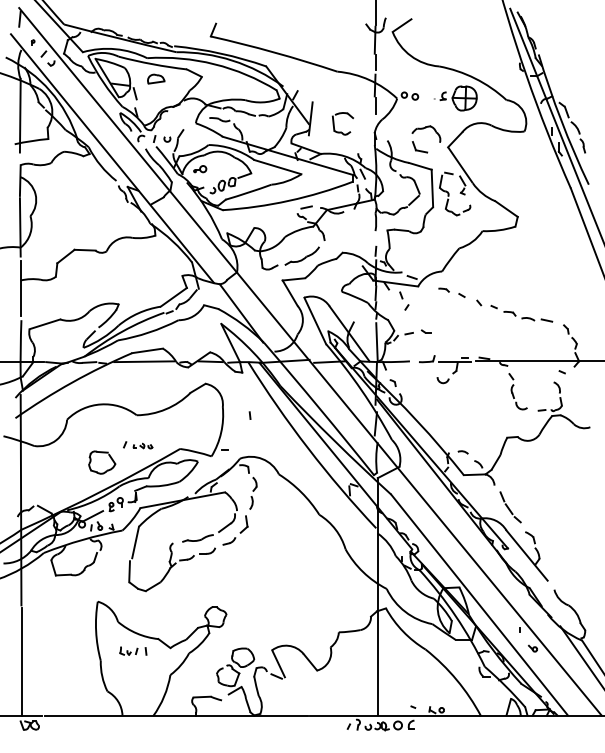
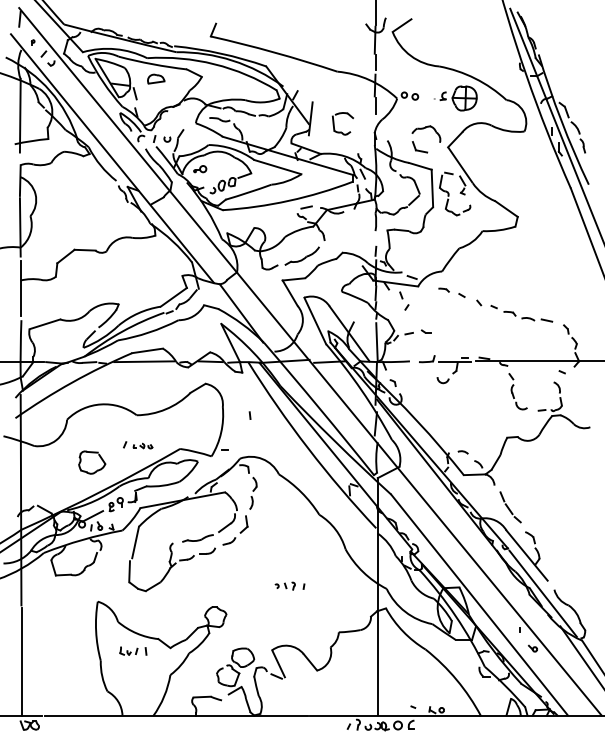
part position: (102, 462) -> (92, 462) (92, 462)
part: none -> present (289, 585)
line: none -> present (542, 593)
